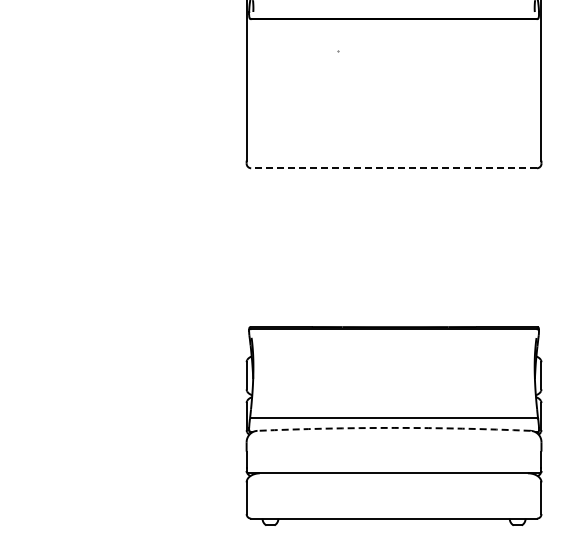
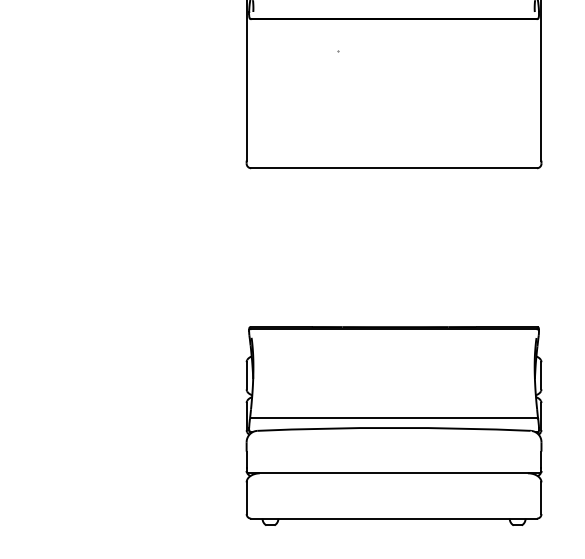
line: dashed -> solid (394, 168)
arc: dashed -> solid (394, 427)
